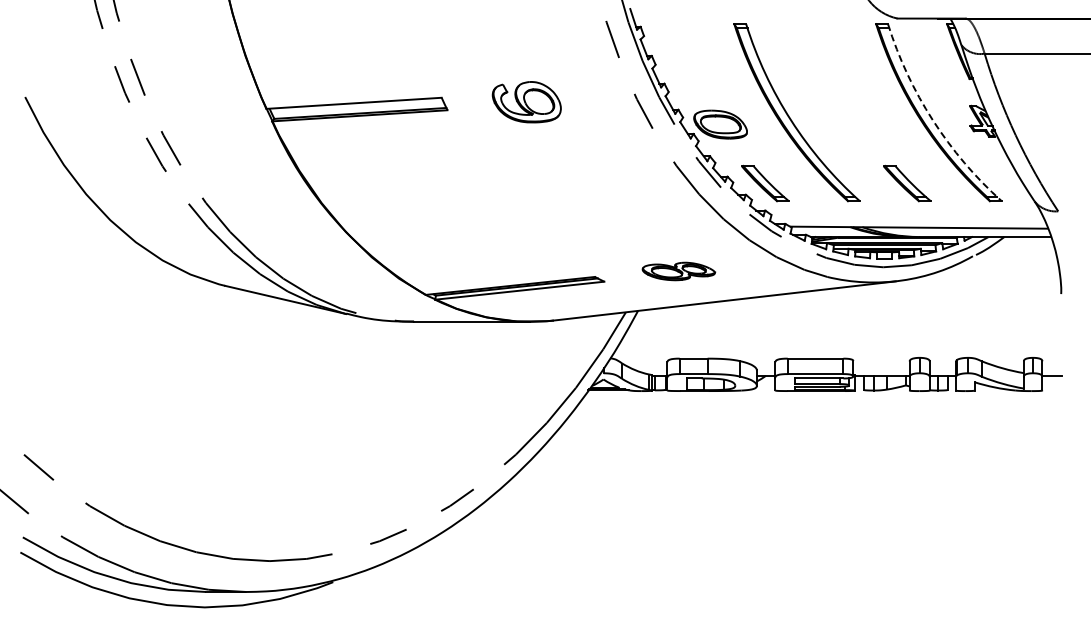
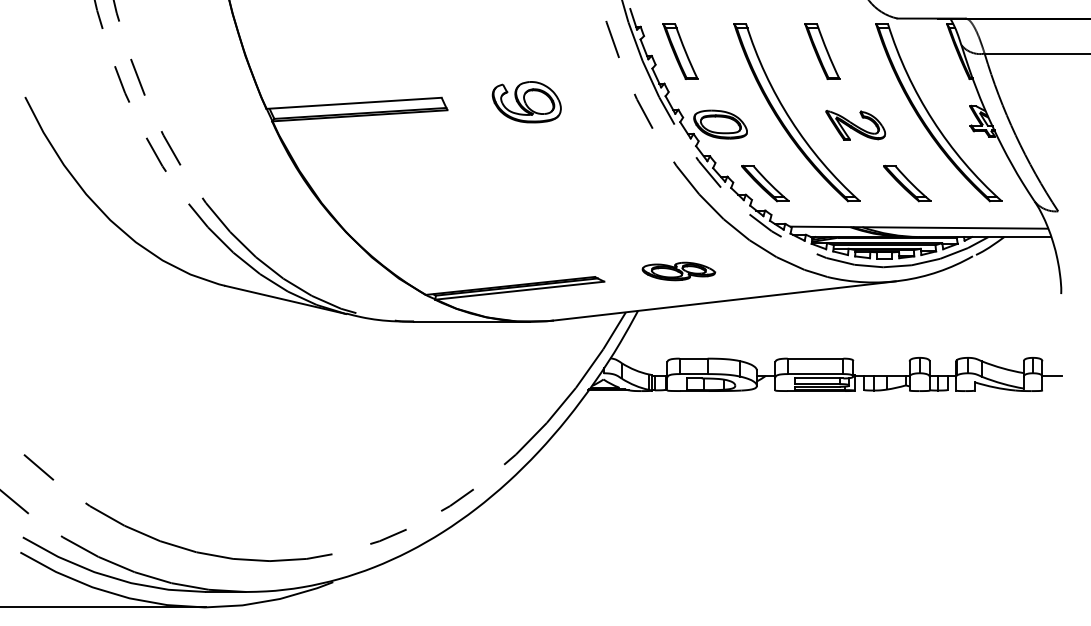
part: none -> present (680, 51)
part: none -> present (822, 51)
arc: dashed -> solid (932, 120)
part: none -> present (855, 124)
line: none -> present (104, 607)
